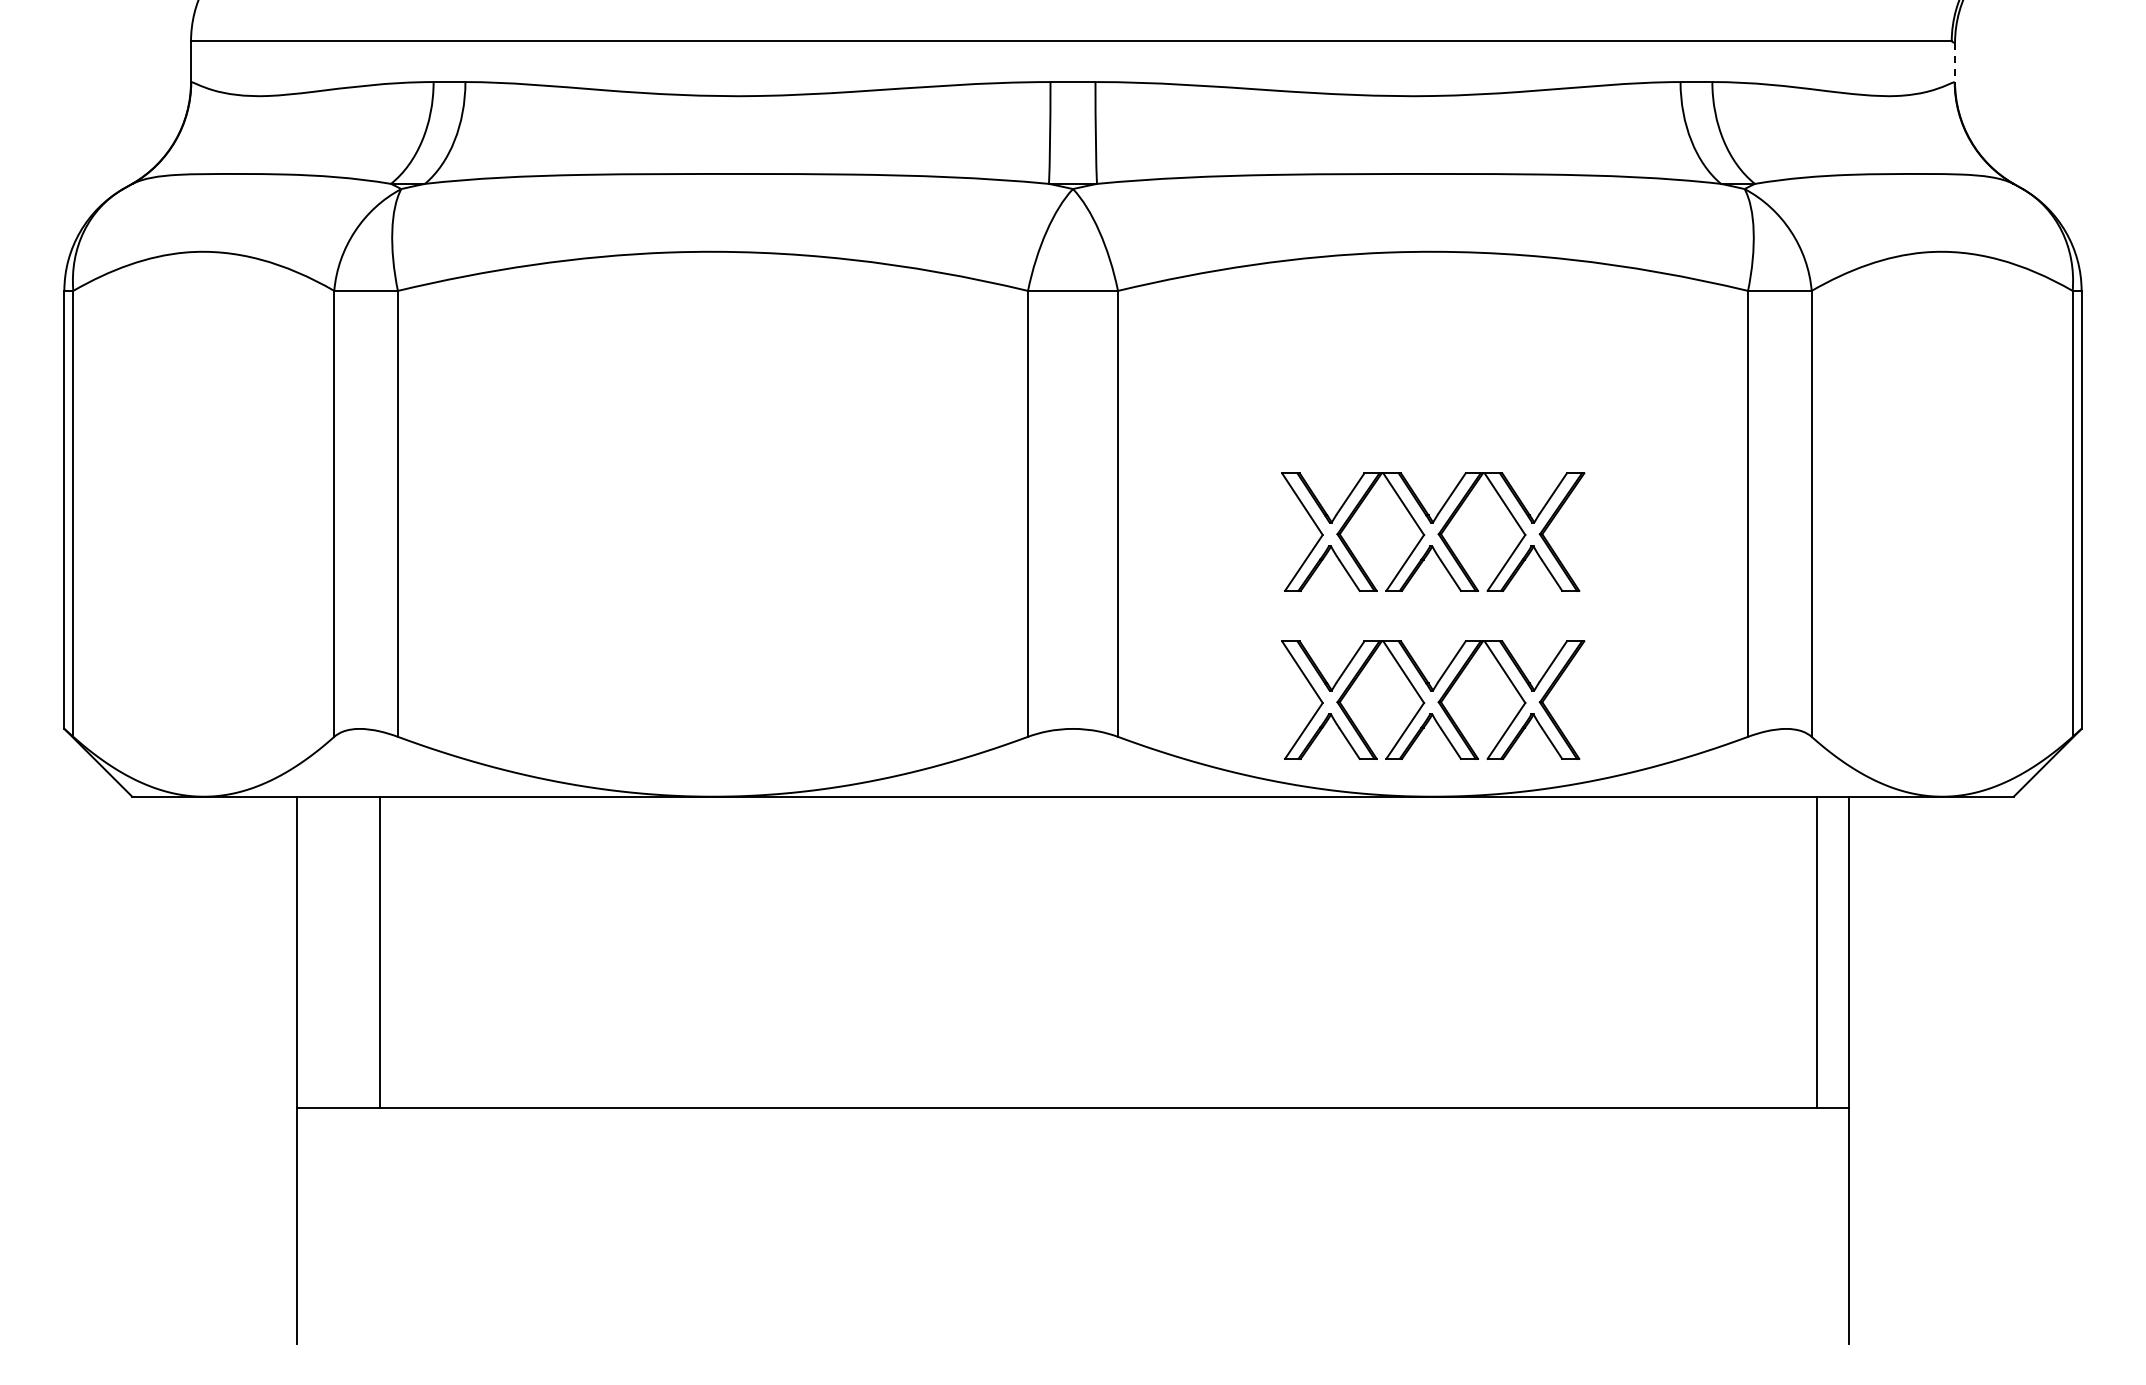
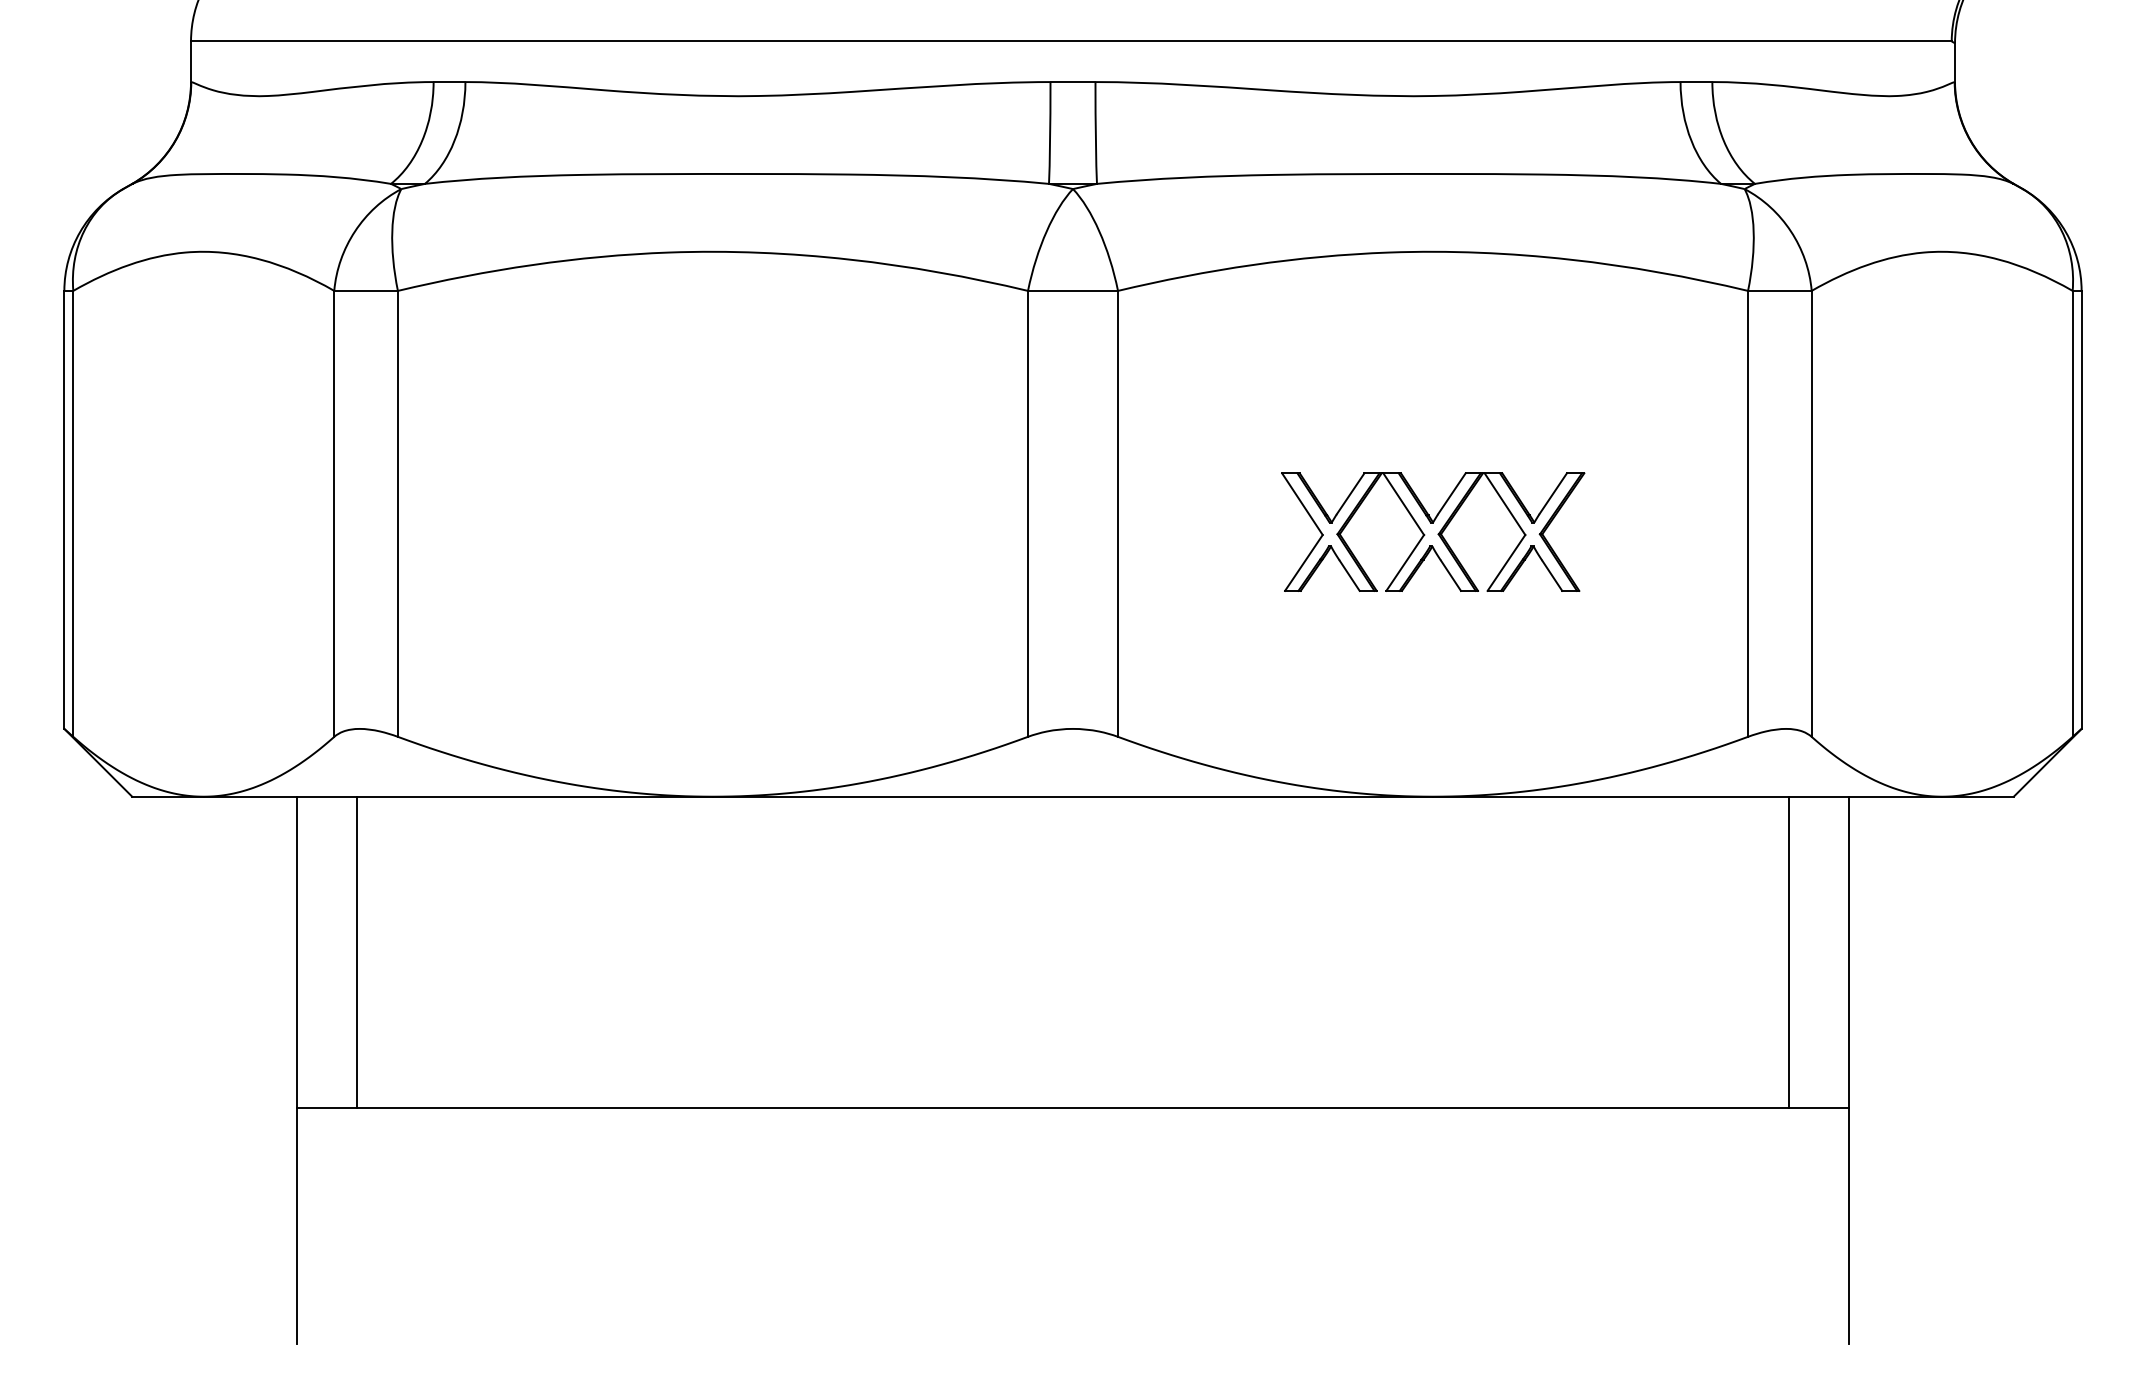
line: dashed -> solid (1955, 63)
part: present -> none (1433, 699)
line position: (379, 952) -> (356, 952) (356, 952)
line position: (1817, 952) -> (1789, 952) (1789, 952)
